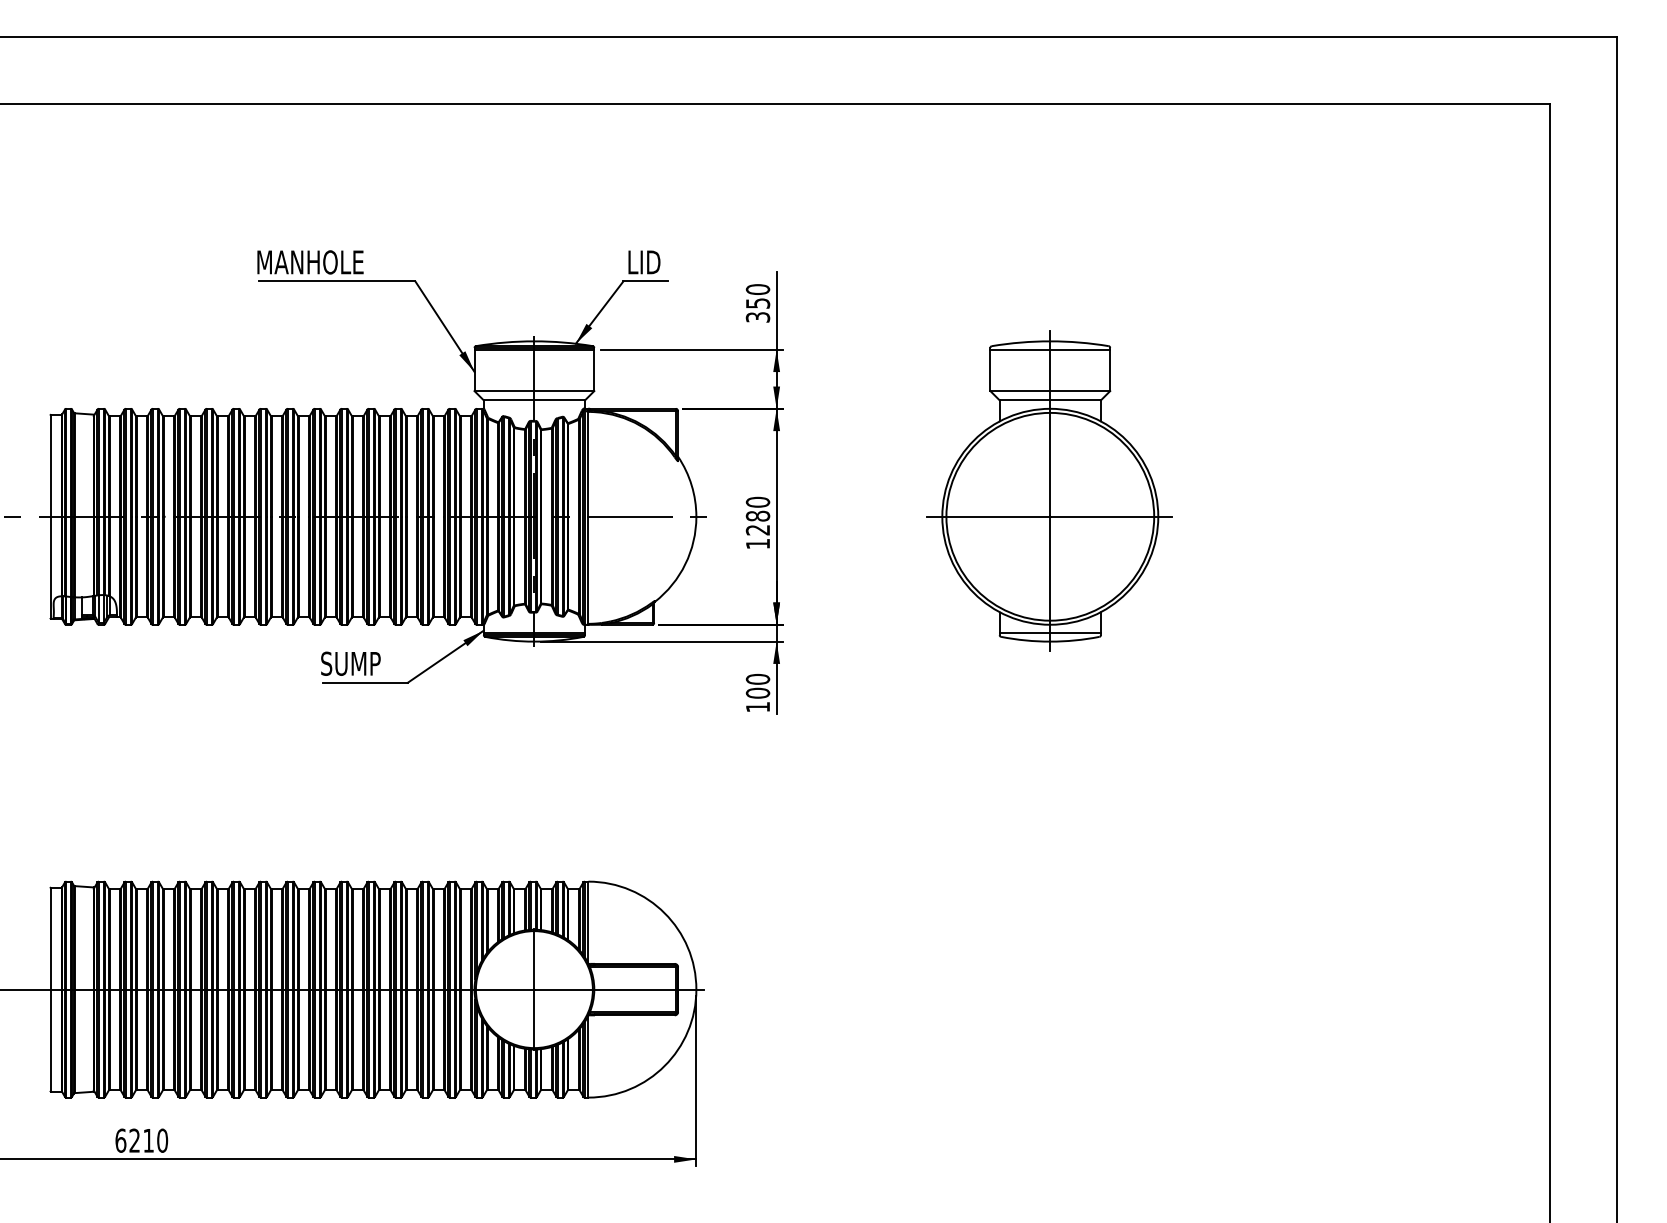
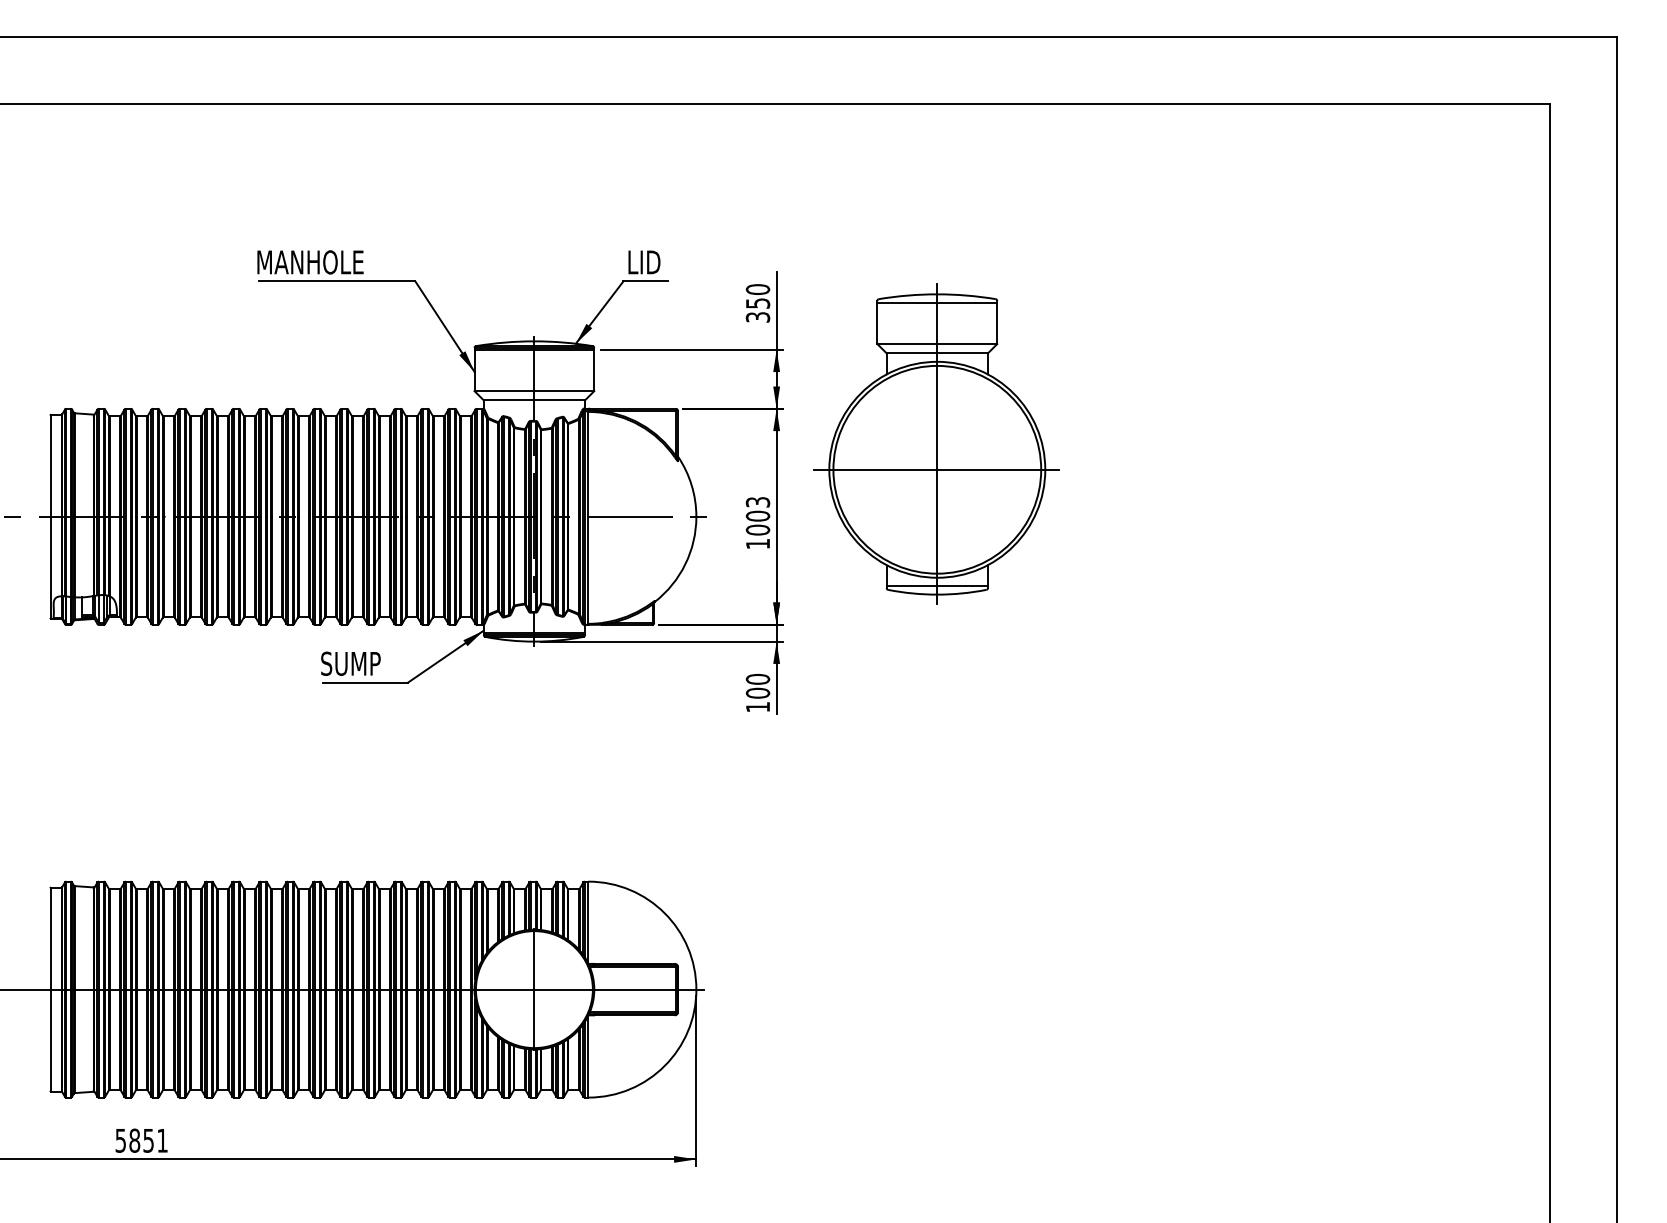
part position: (1049, 490) -> (936, 443) (936, 443)
text: 1280 -> 1003 (757, 515)
text: 6210 -> 5851 (141, 1140)
